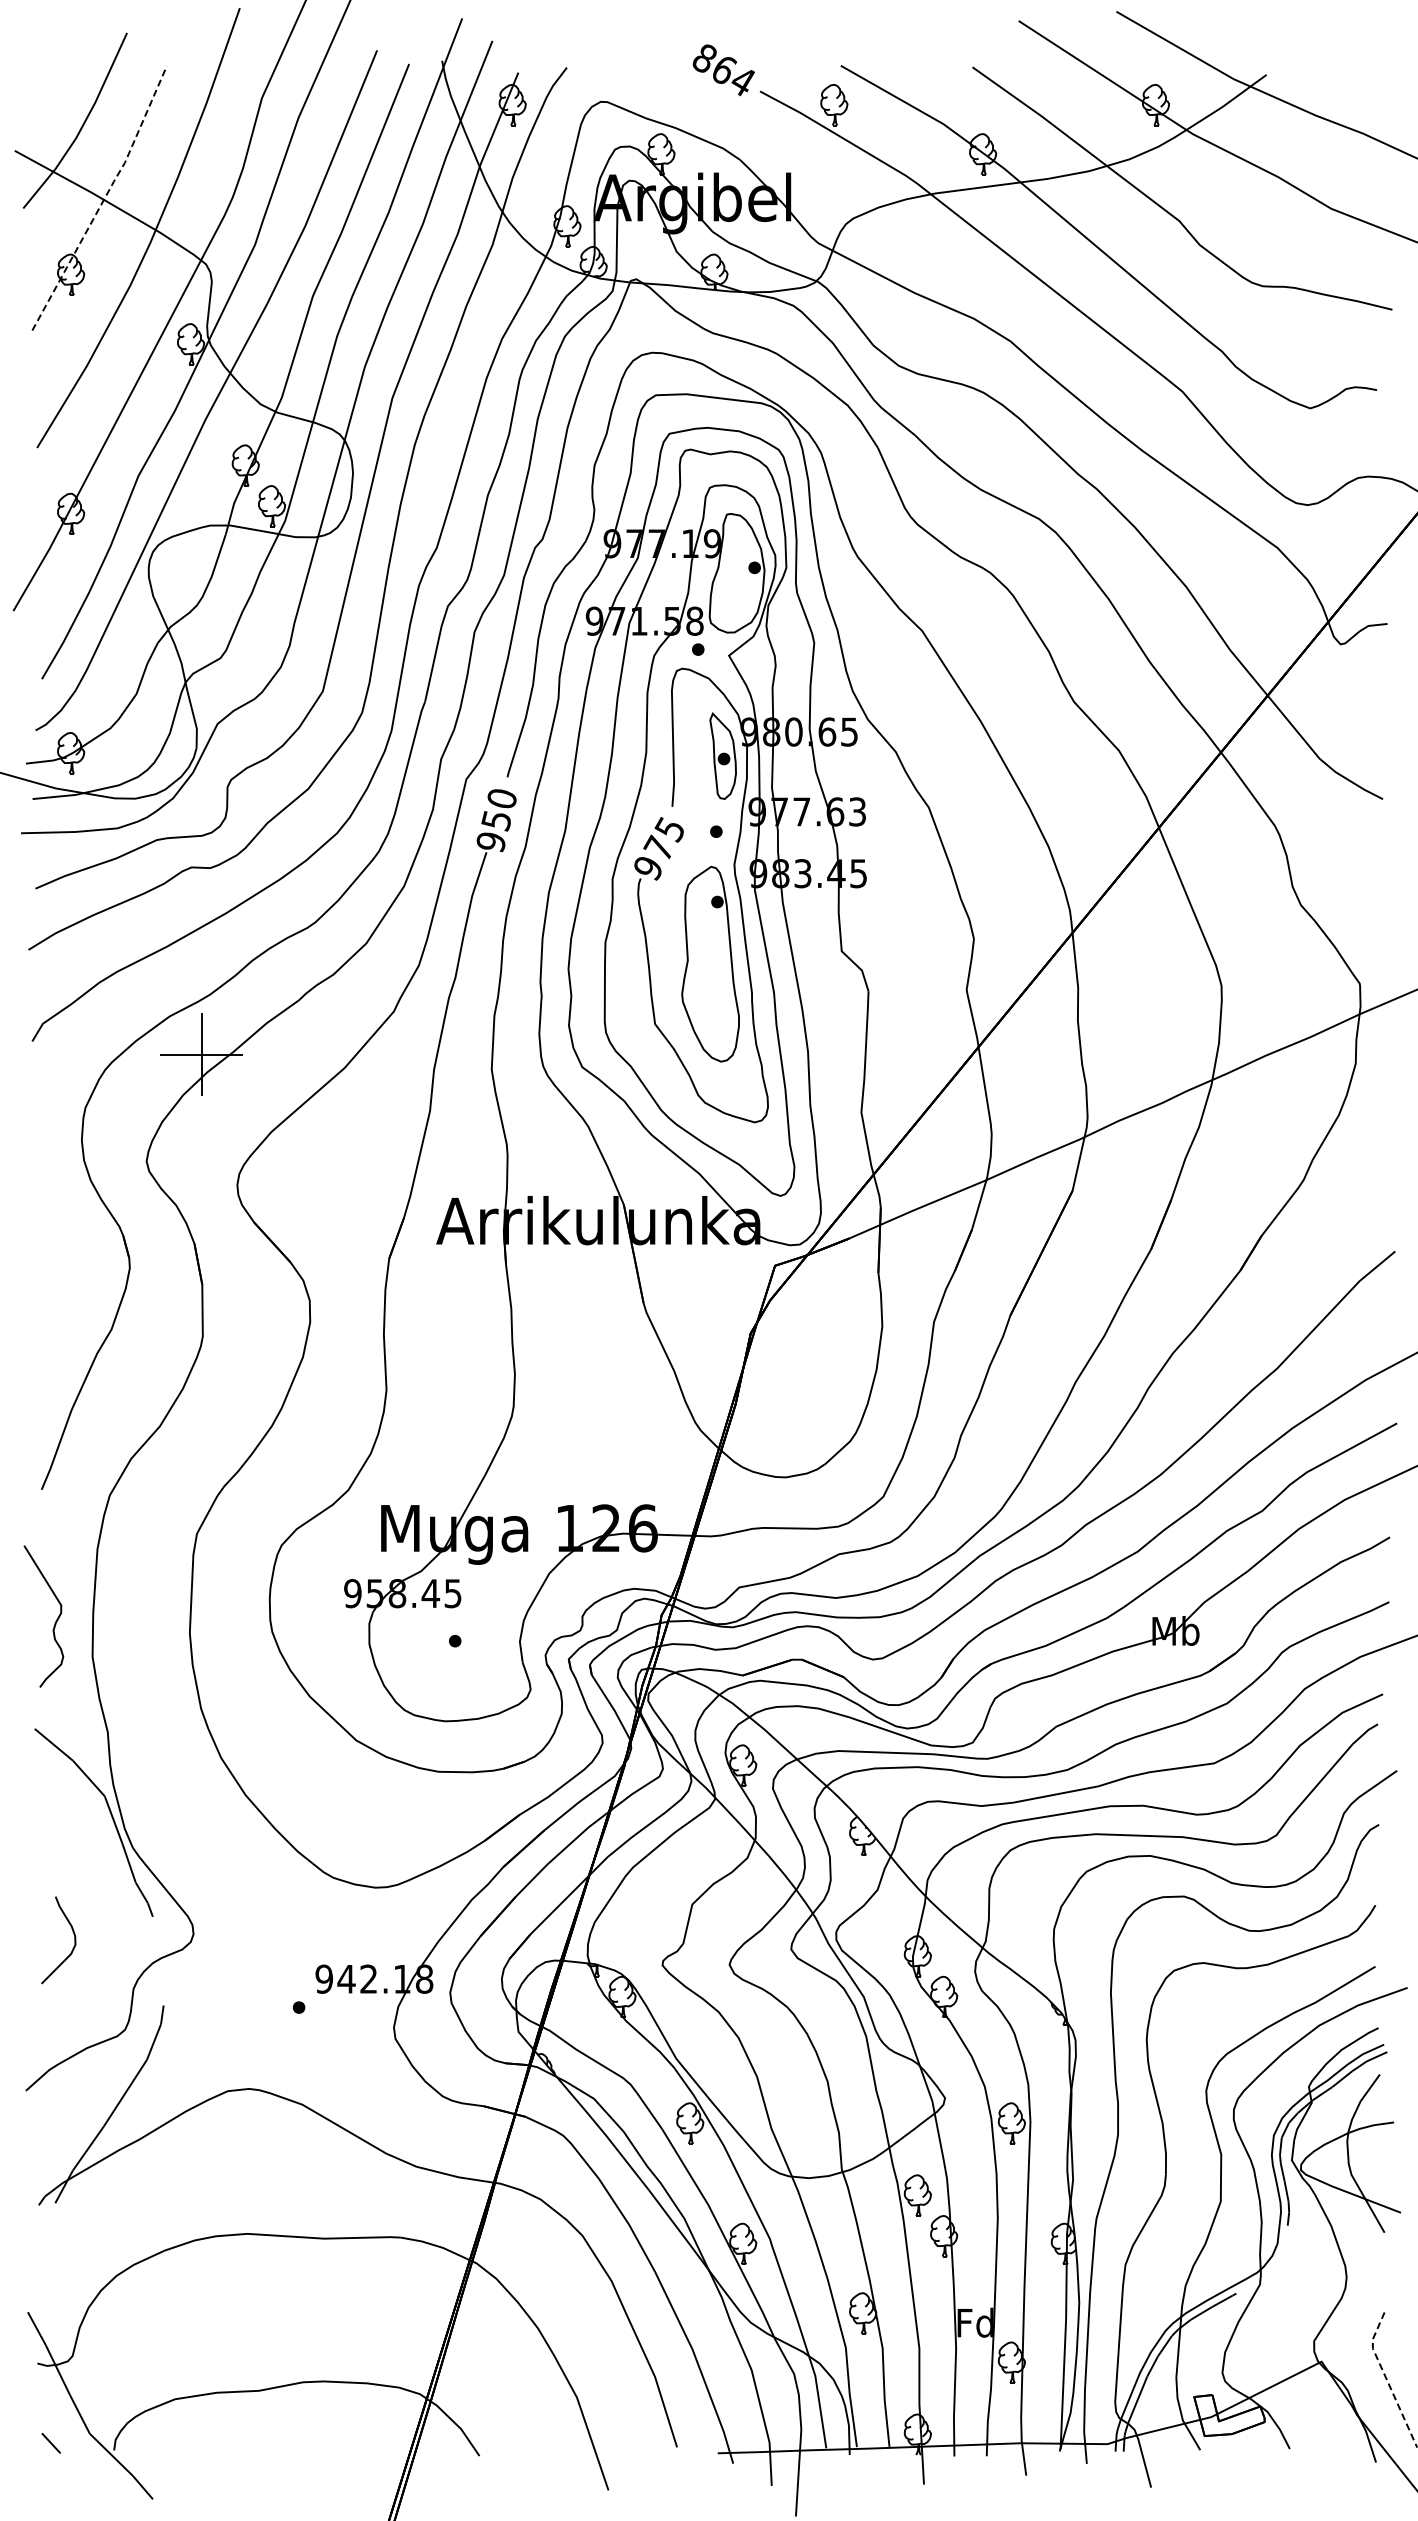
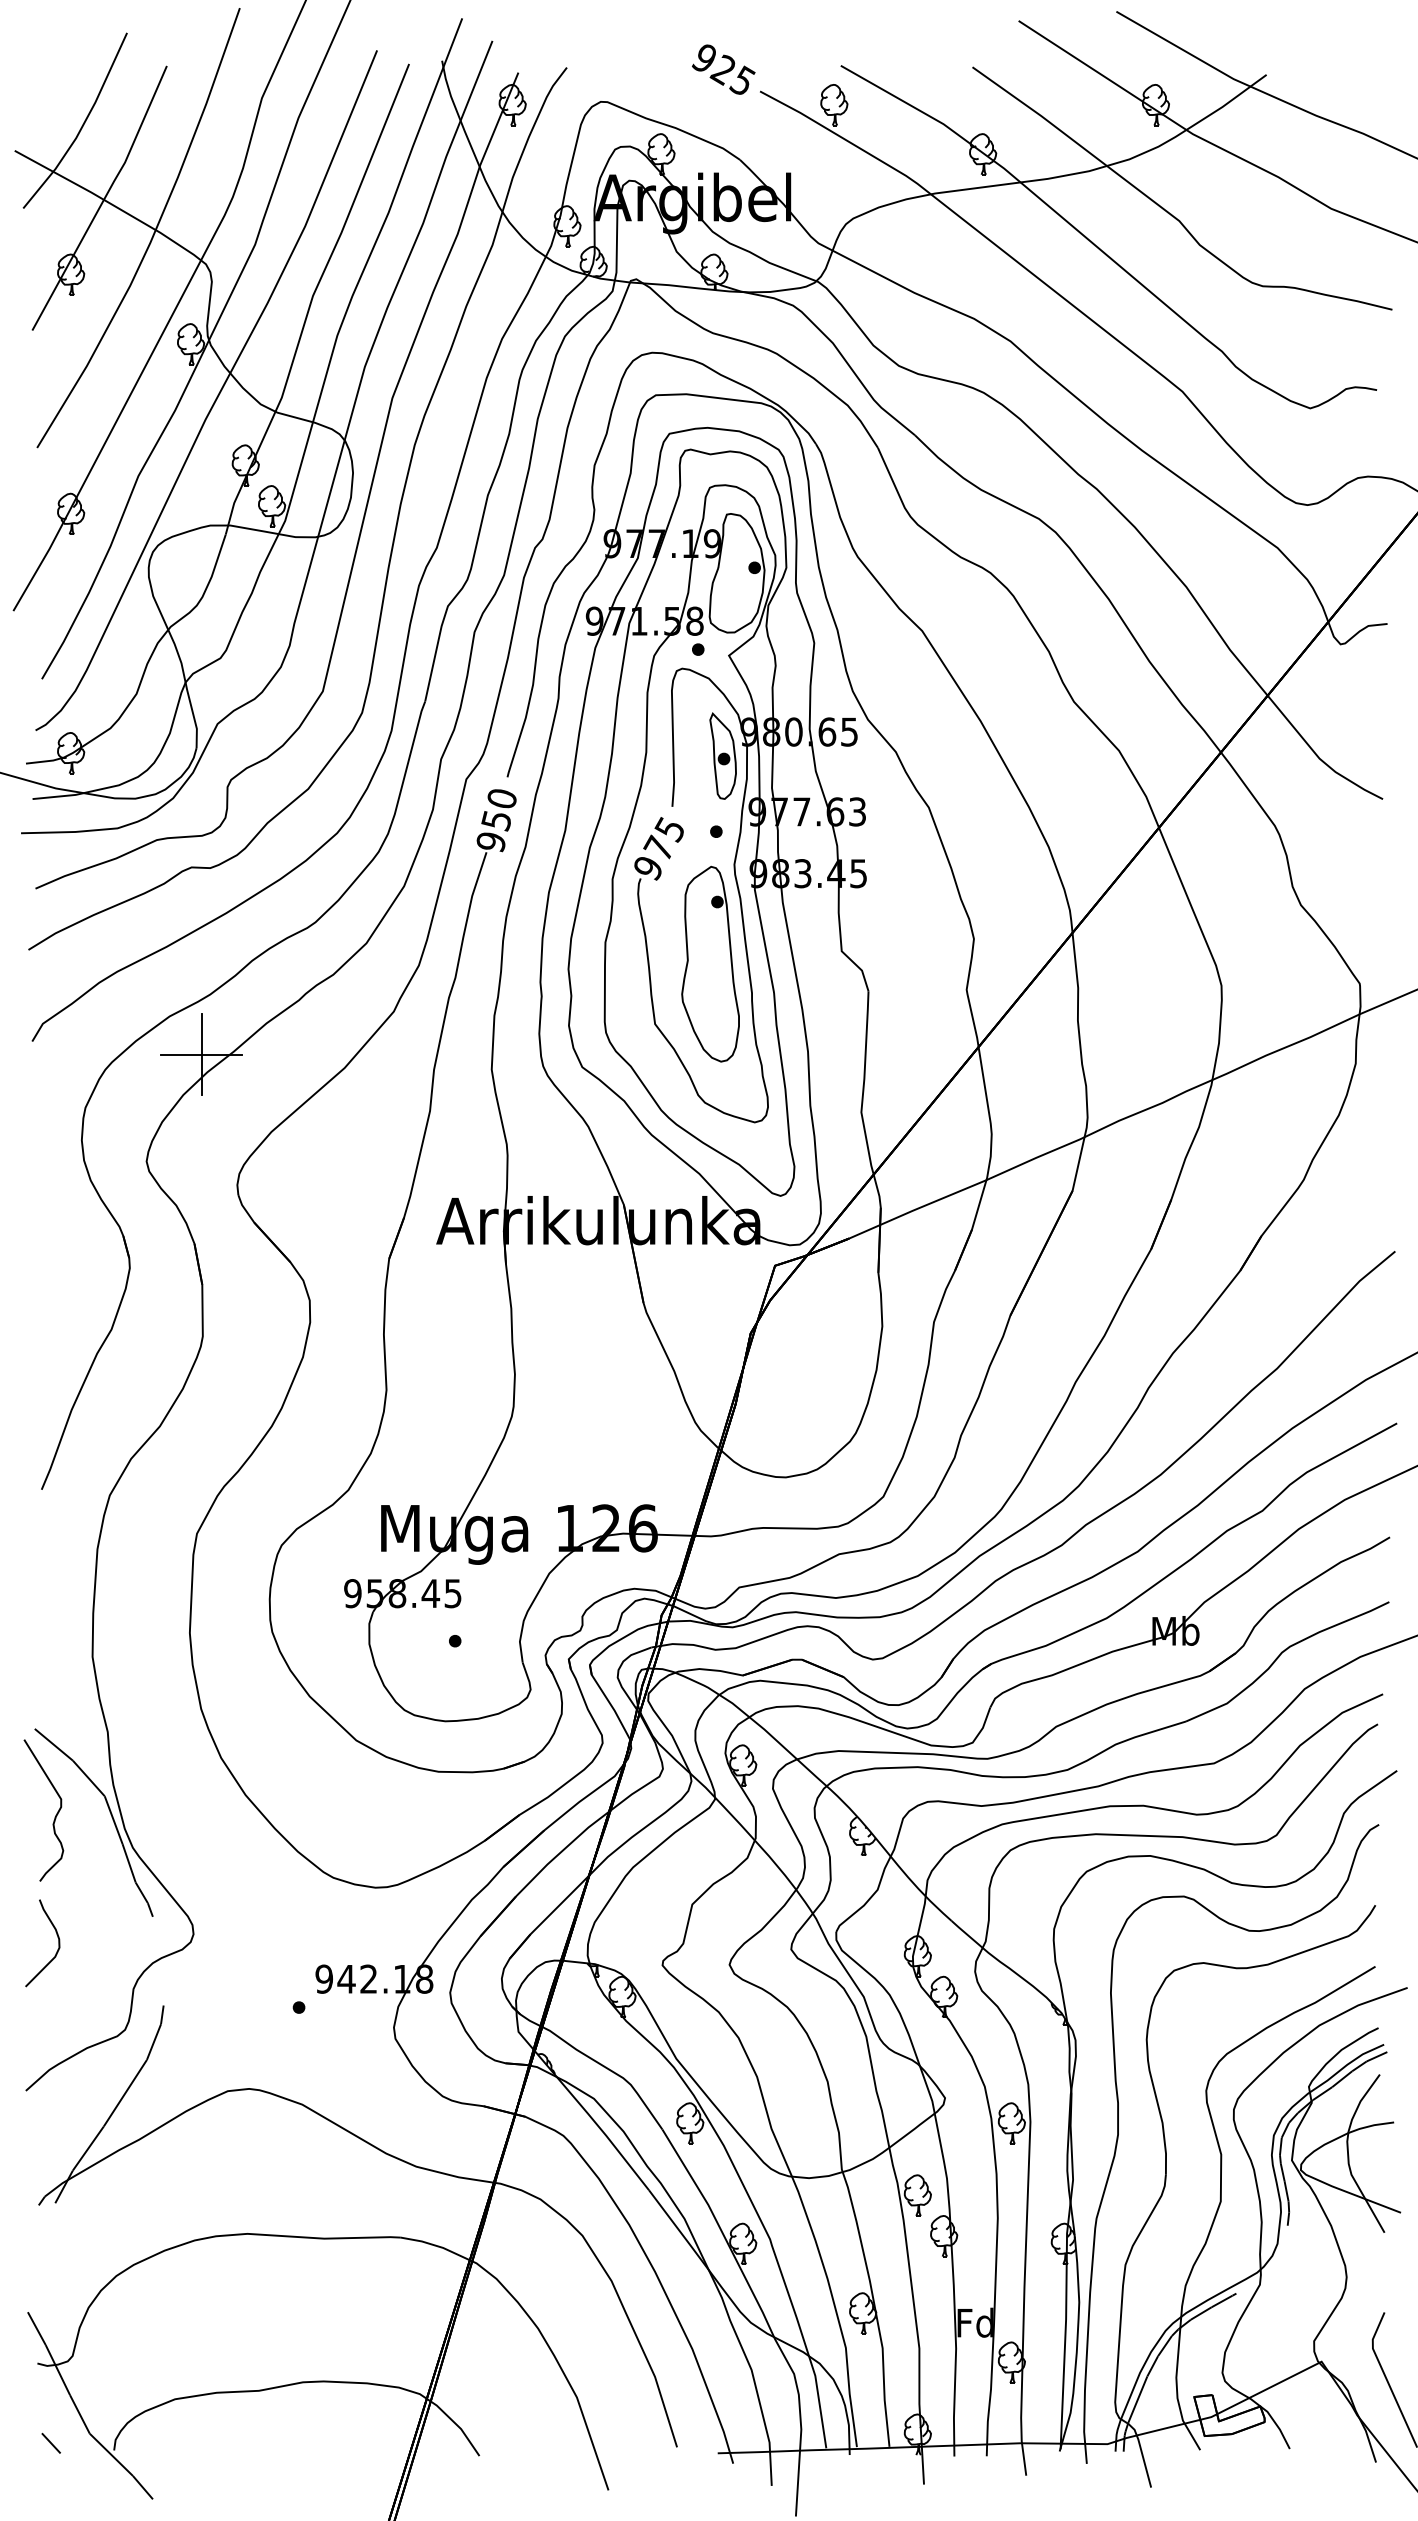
text: 864 -> 925 (723, 70)
line: dashed -> solid (104, 198)
curve position: (55, 1621) -> (55, 1815) (55, 1815)
curve position: (74, 1940) -> (58, 1943) (58, 1943)
line: dashed -> solid (1386, 2379)
